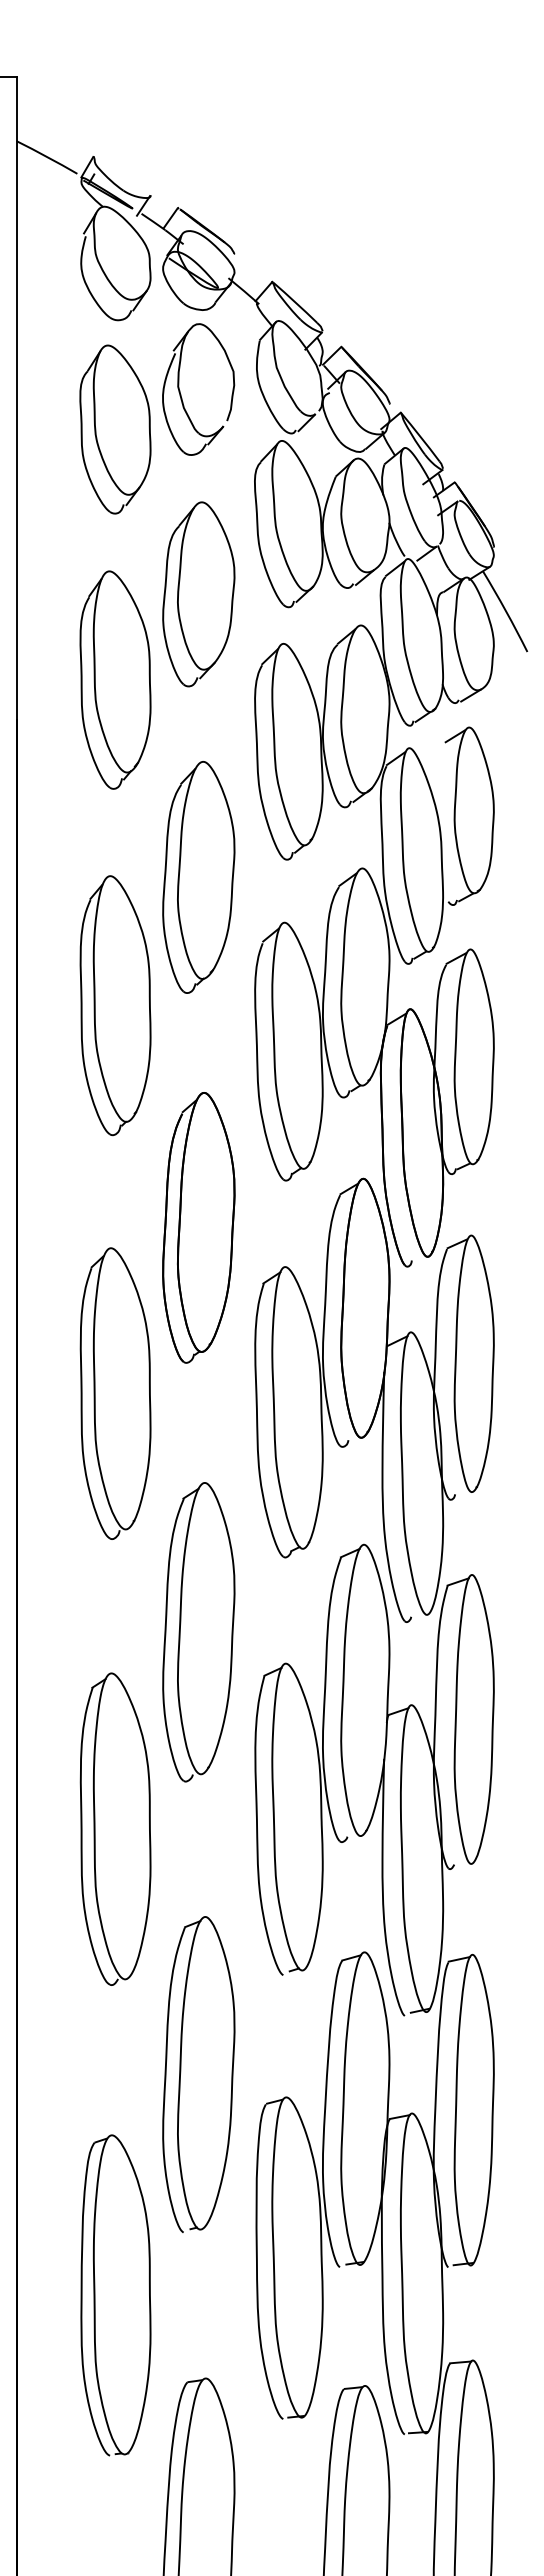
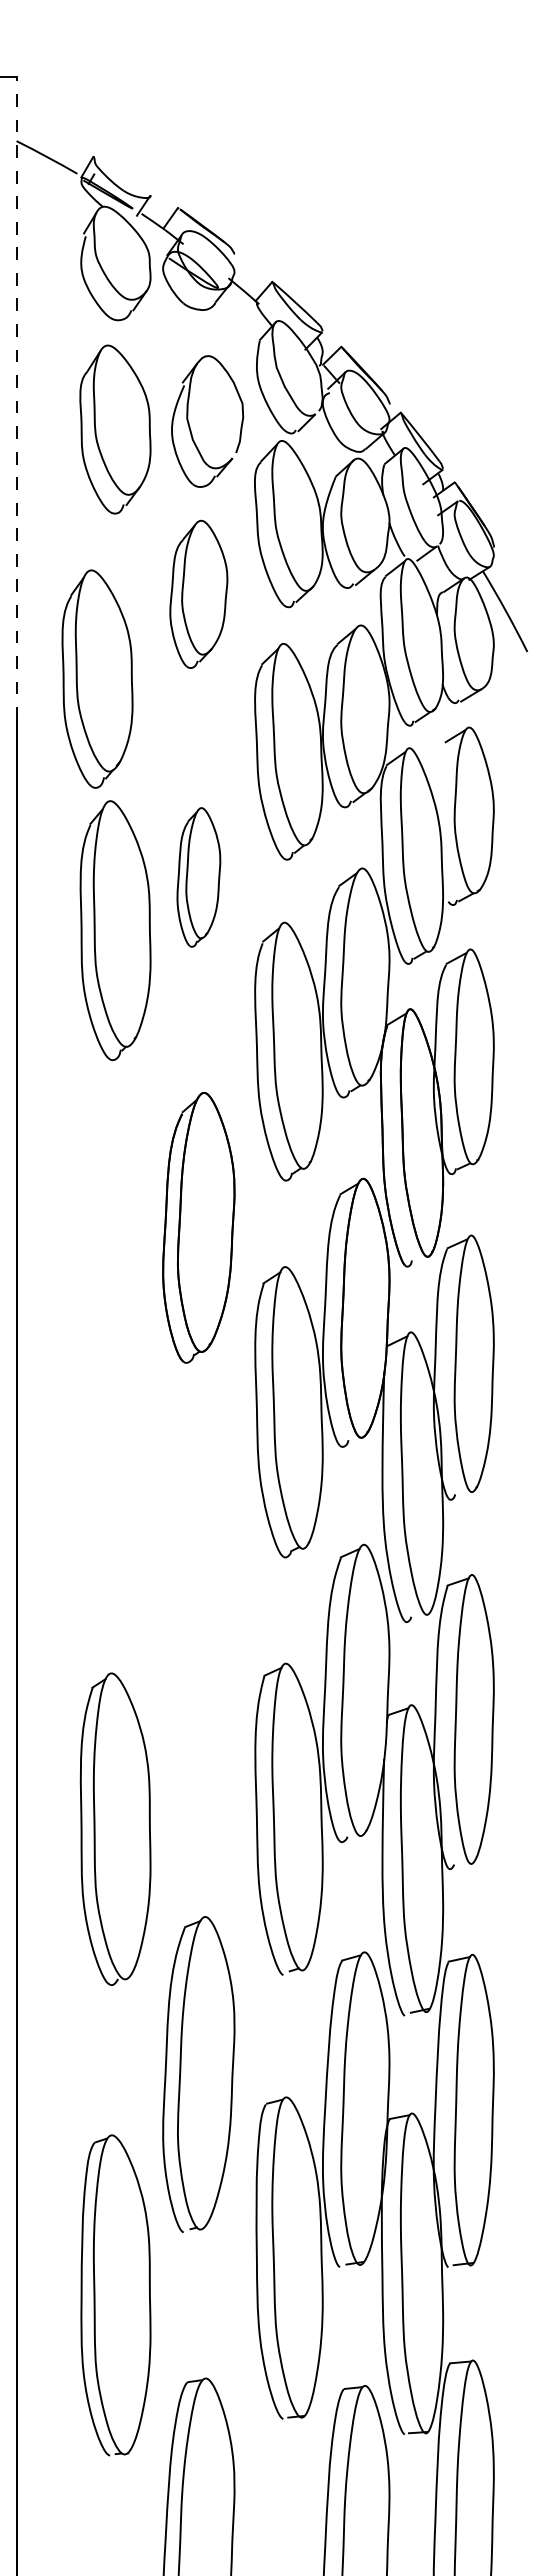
part position: (181, 394) -> (190, 426) (190, 426)
line: solid -> dashed (16, 398)
part size: 74x187 px -> 60x150 px (198, 593)
part position: (115, 679) -> (97, 678) (97, 678)
part size: 74x233 px -> 46x141 px (198, 877)
part position: (115, 1005) -> (115, 930) (115, 930)
part: present -> none (115, 1393)
part: present -> none (198, 1632)
